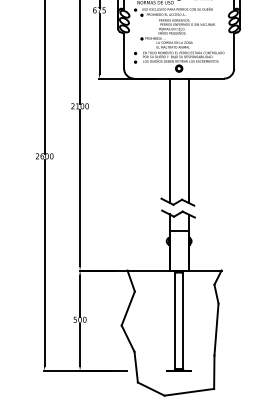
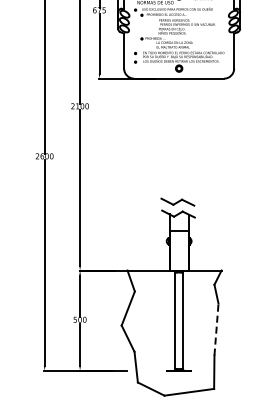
line: present -> none (169, 140)
line: present -> none (188, 140)
line: solid -> dashed (216, 329)
